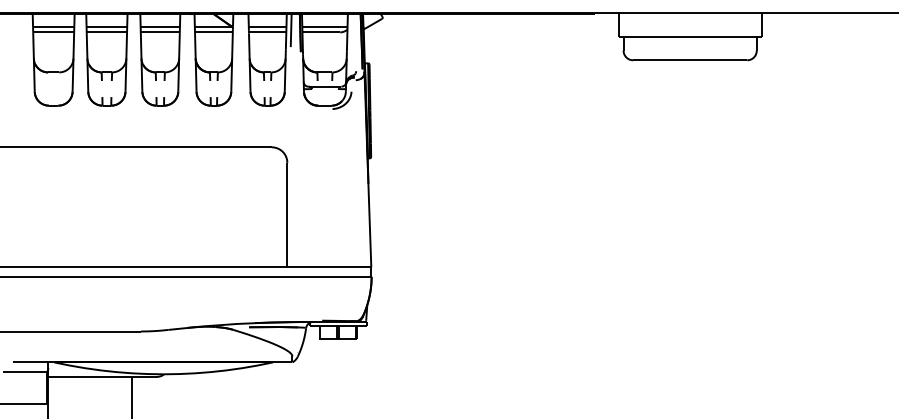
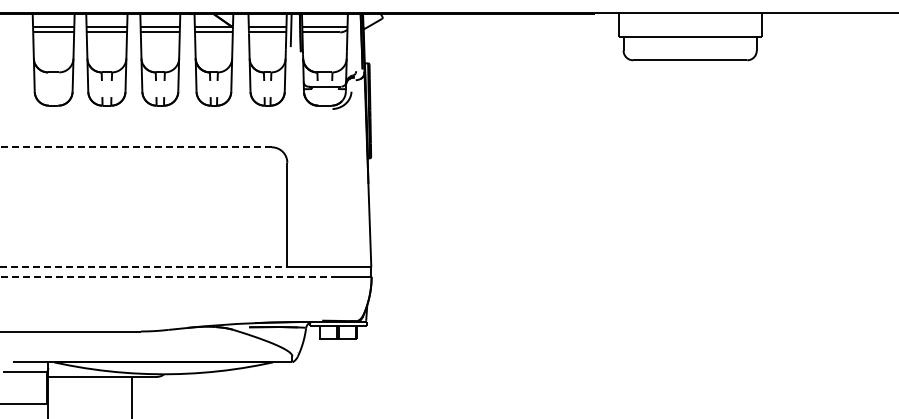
line: solid -> dashed (135, 147)
line: solid -> dashed (144, 267)
line: solid -> dashed (169, 276)
